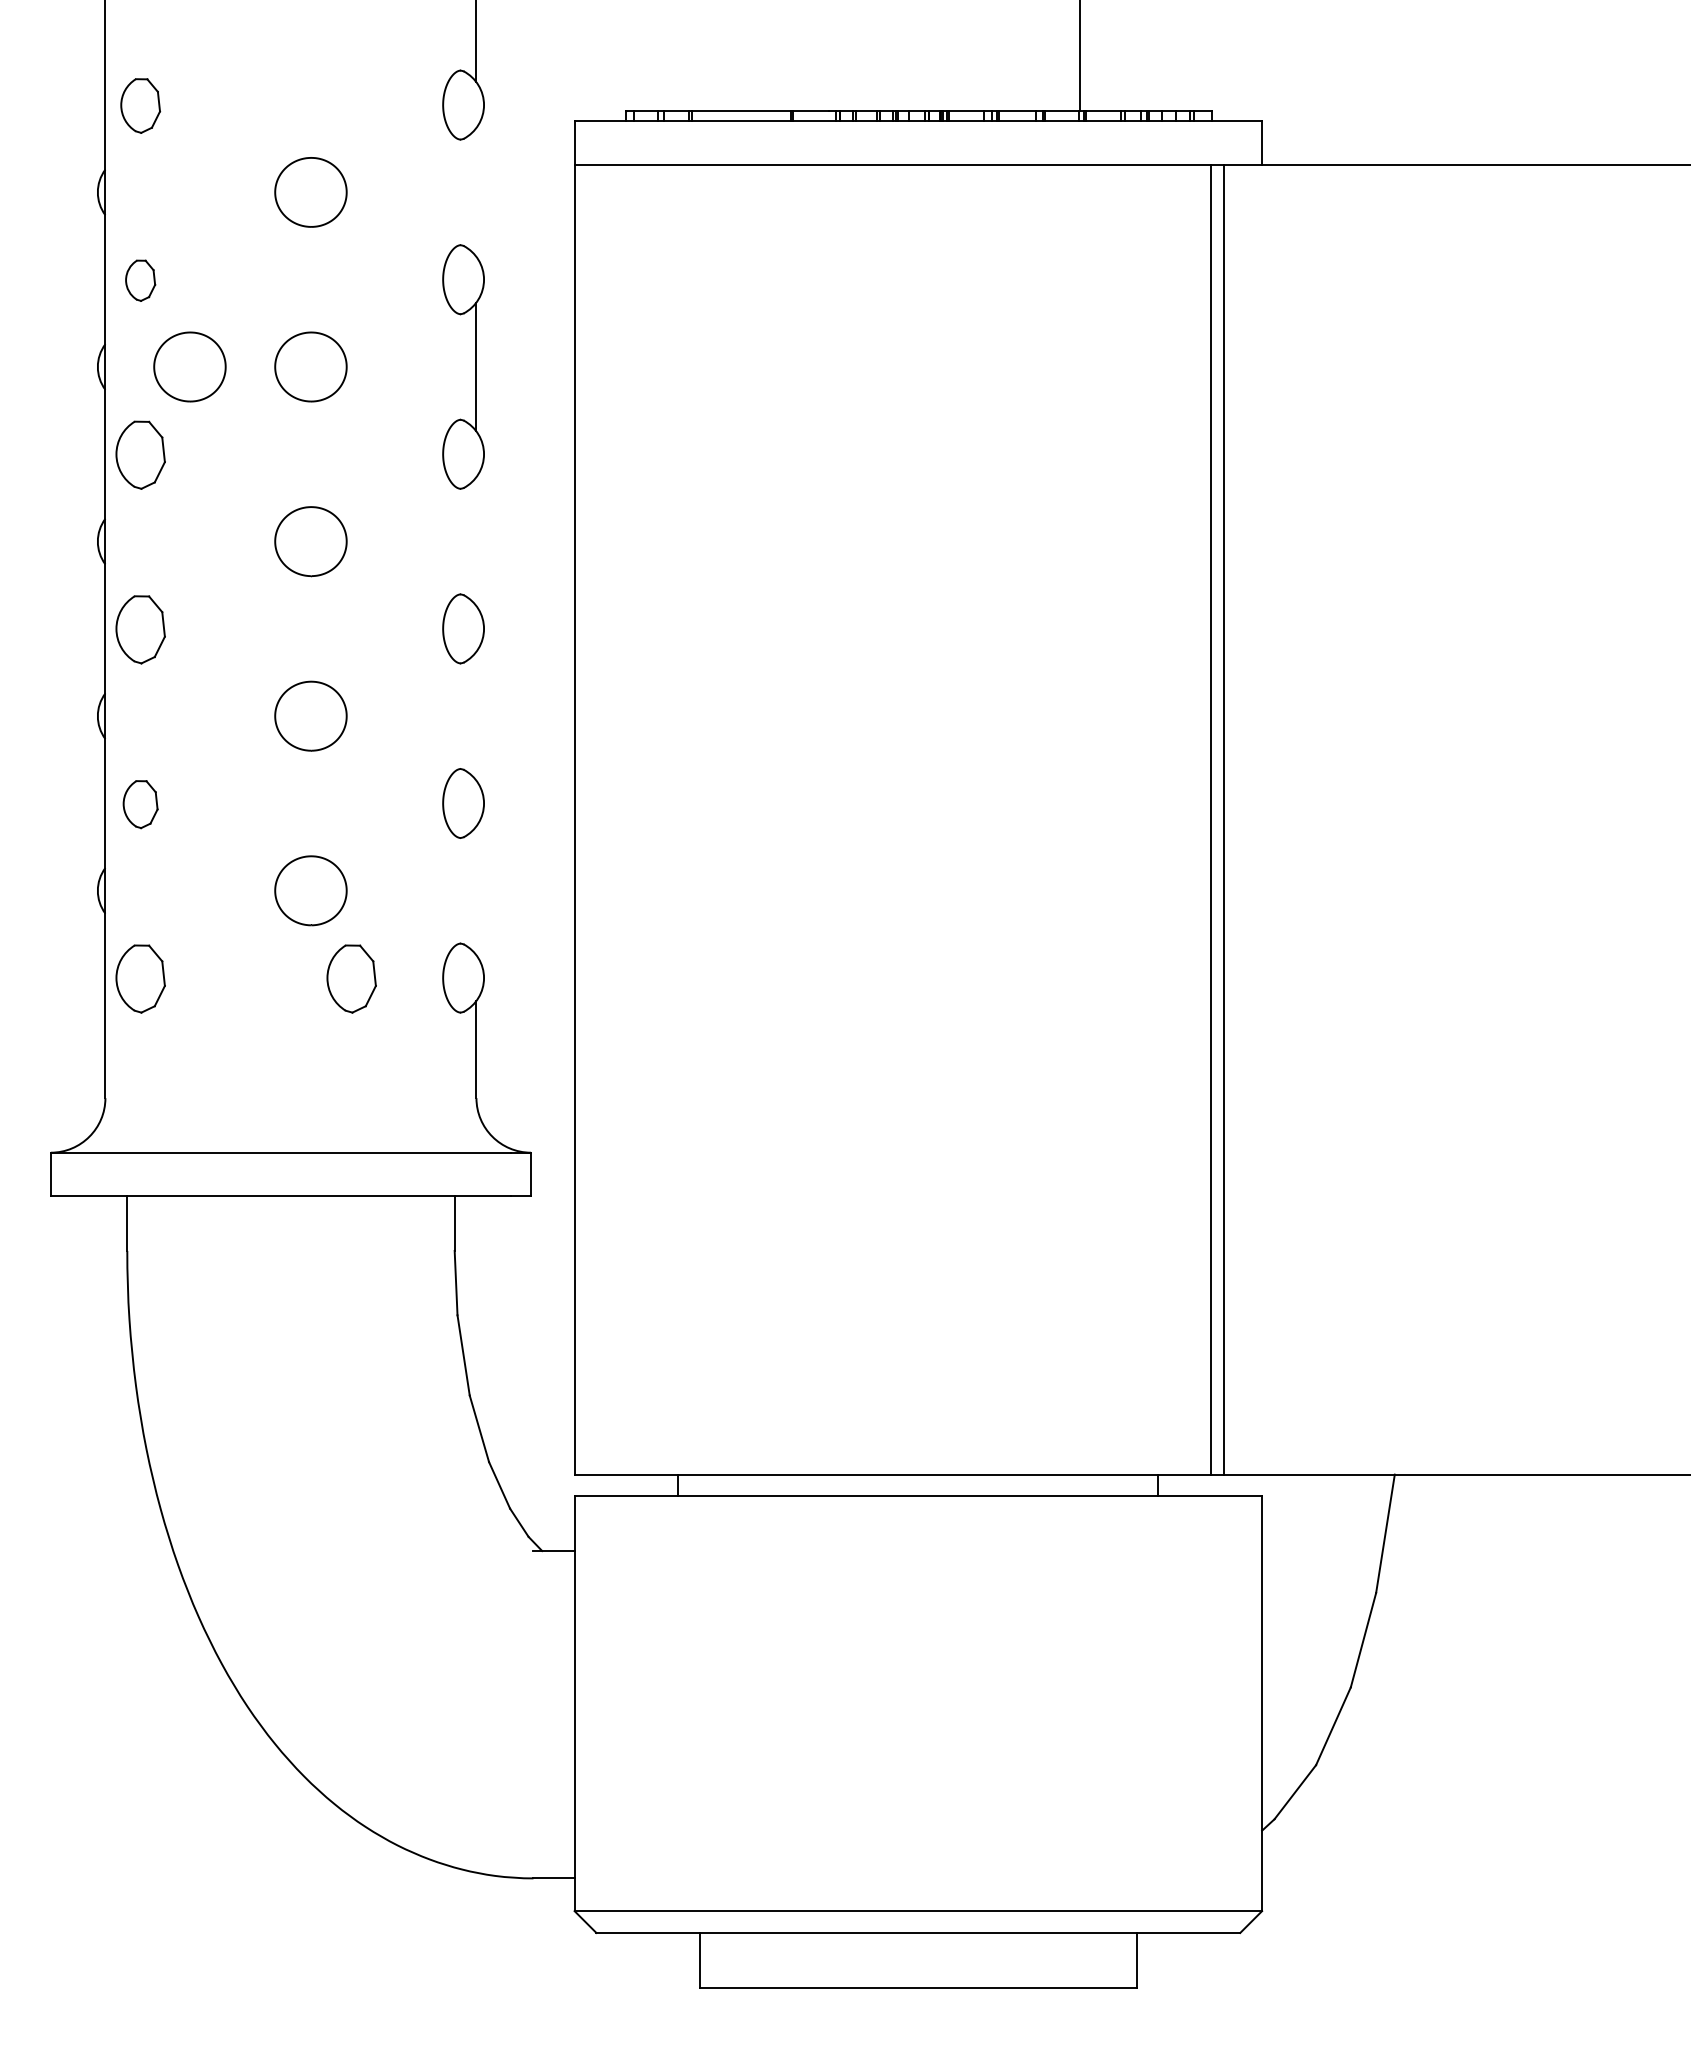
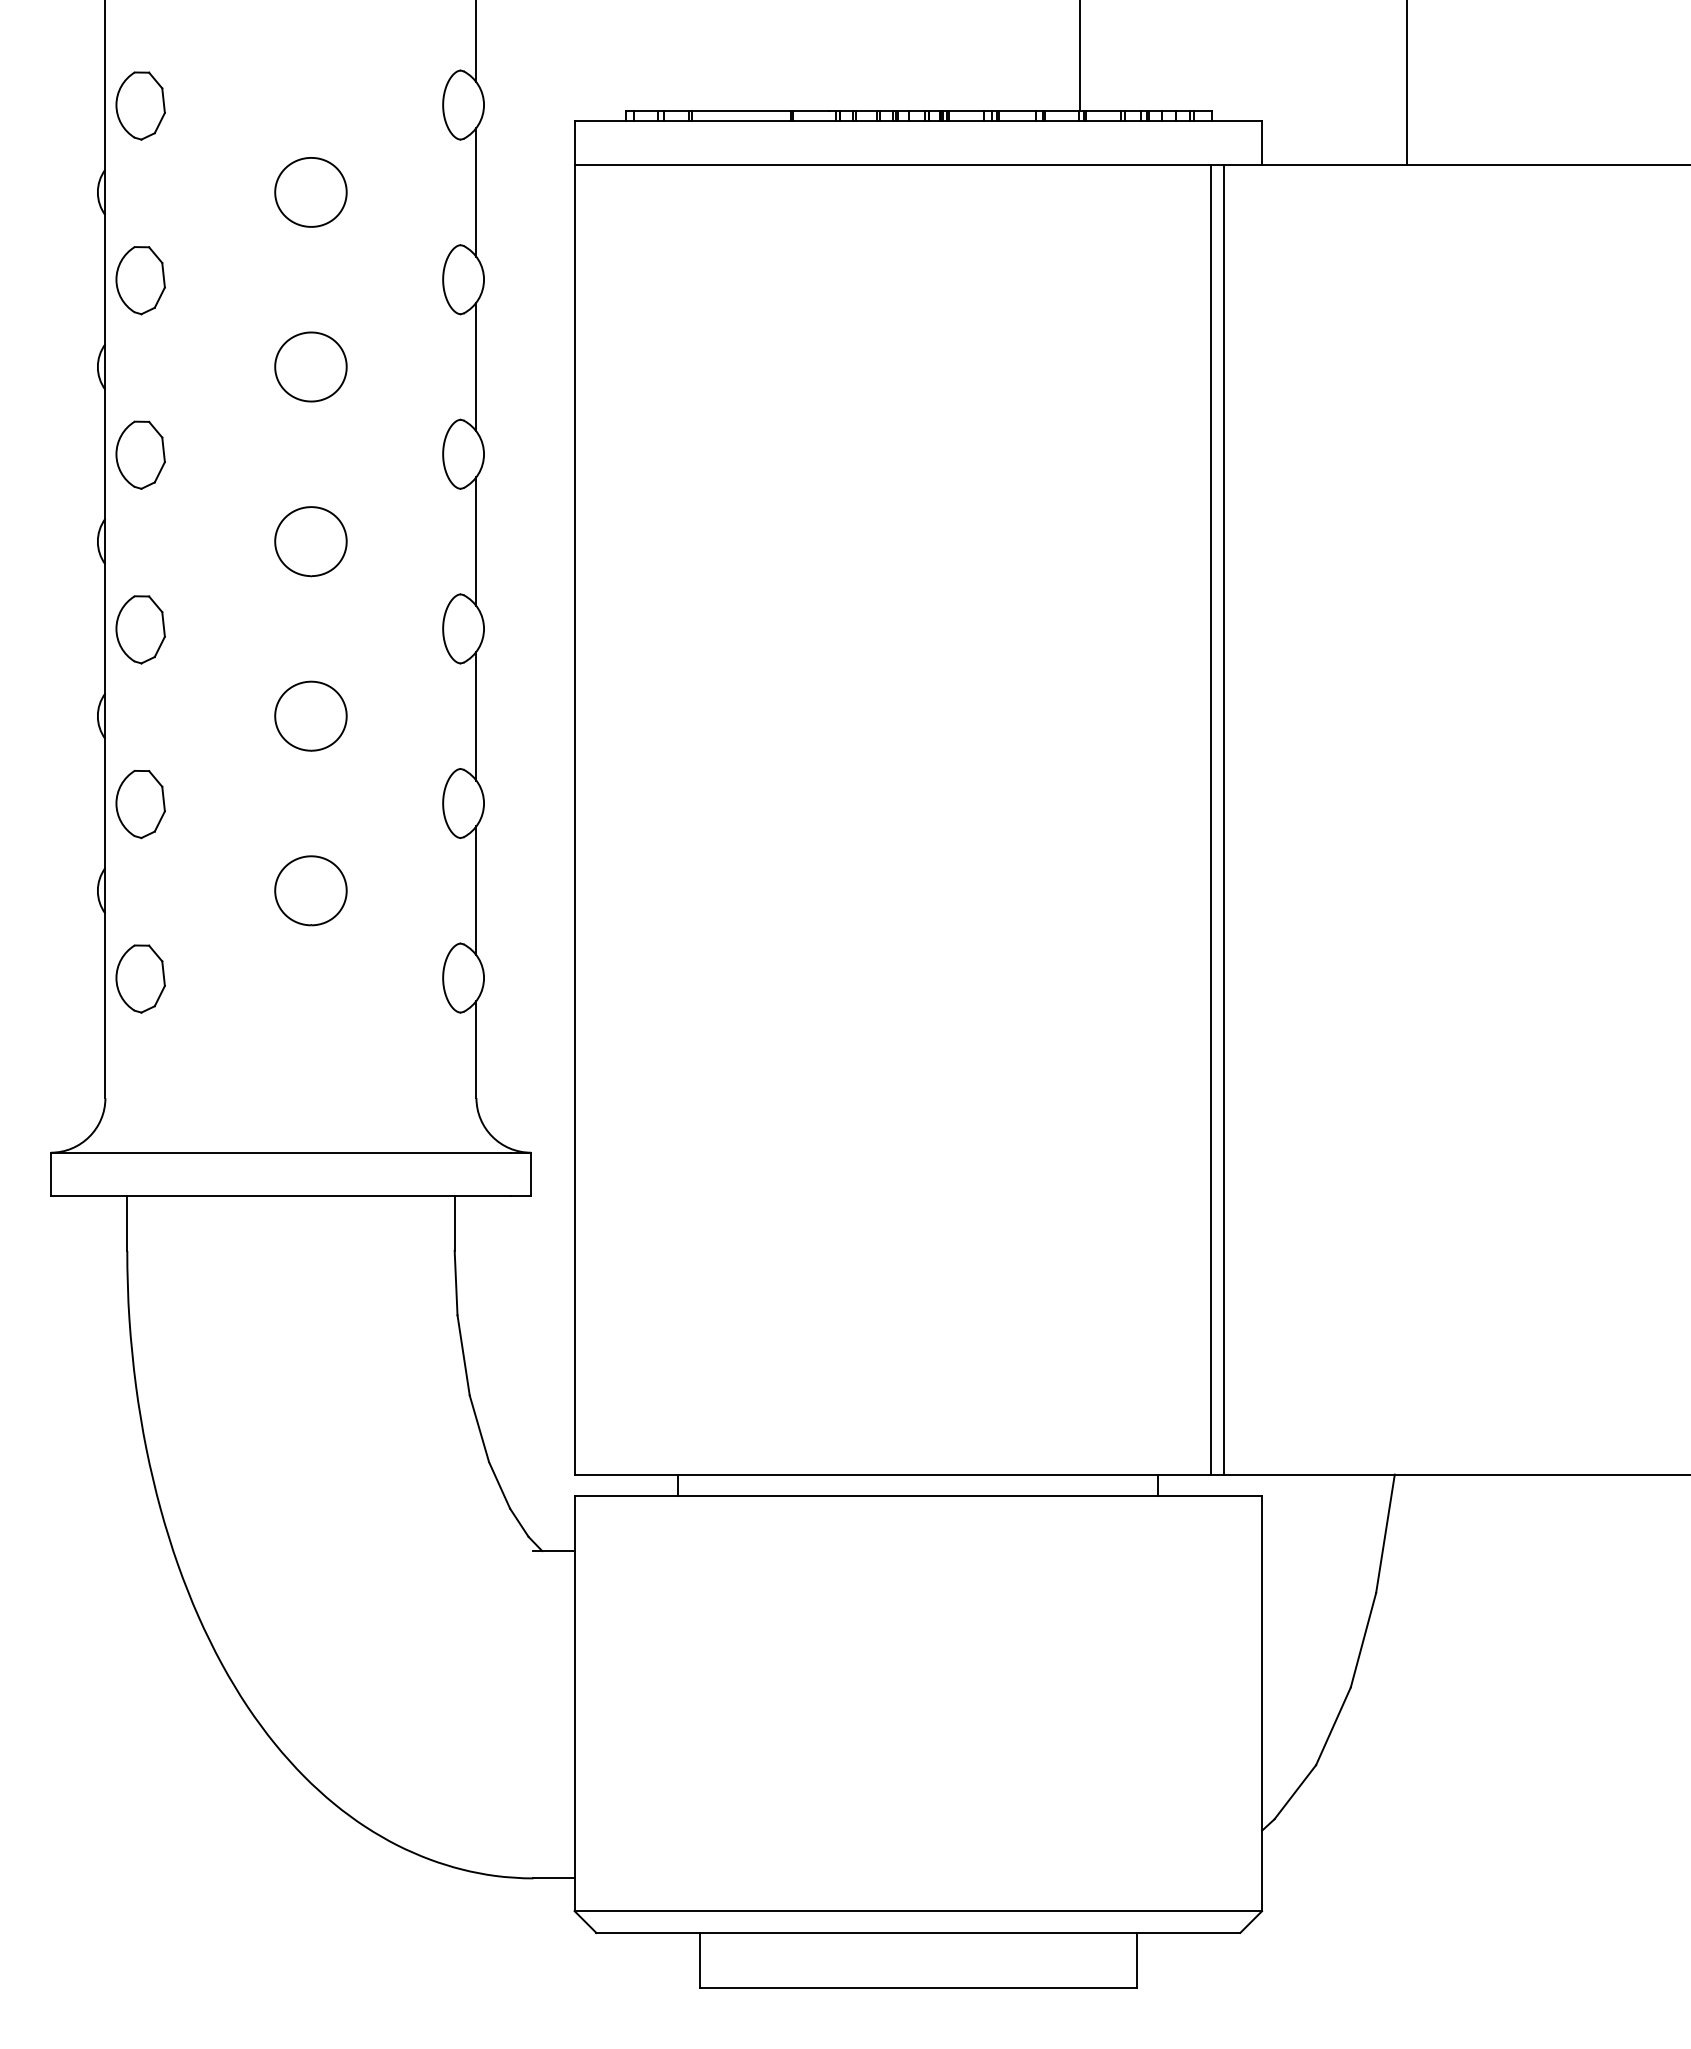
line: none -> present (1406, 83)
part size: 42x56 px -> 51x70 px (140, 105)
line: none -> present (476, 191)
part size: 32x43 px -> 51x70 px (140, 280)
part: present -> none (189, 366)
line: none -> present (476, 541)
line: none -> present (476, 715)
part size: 37x50 px -> 51x70 px (140, 804)
line: none -> present (476, 890)
part: present -> none (351, 978)
